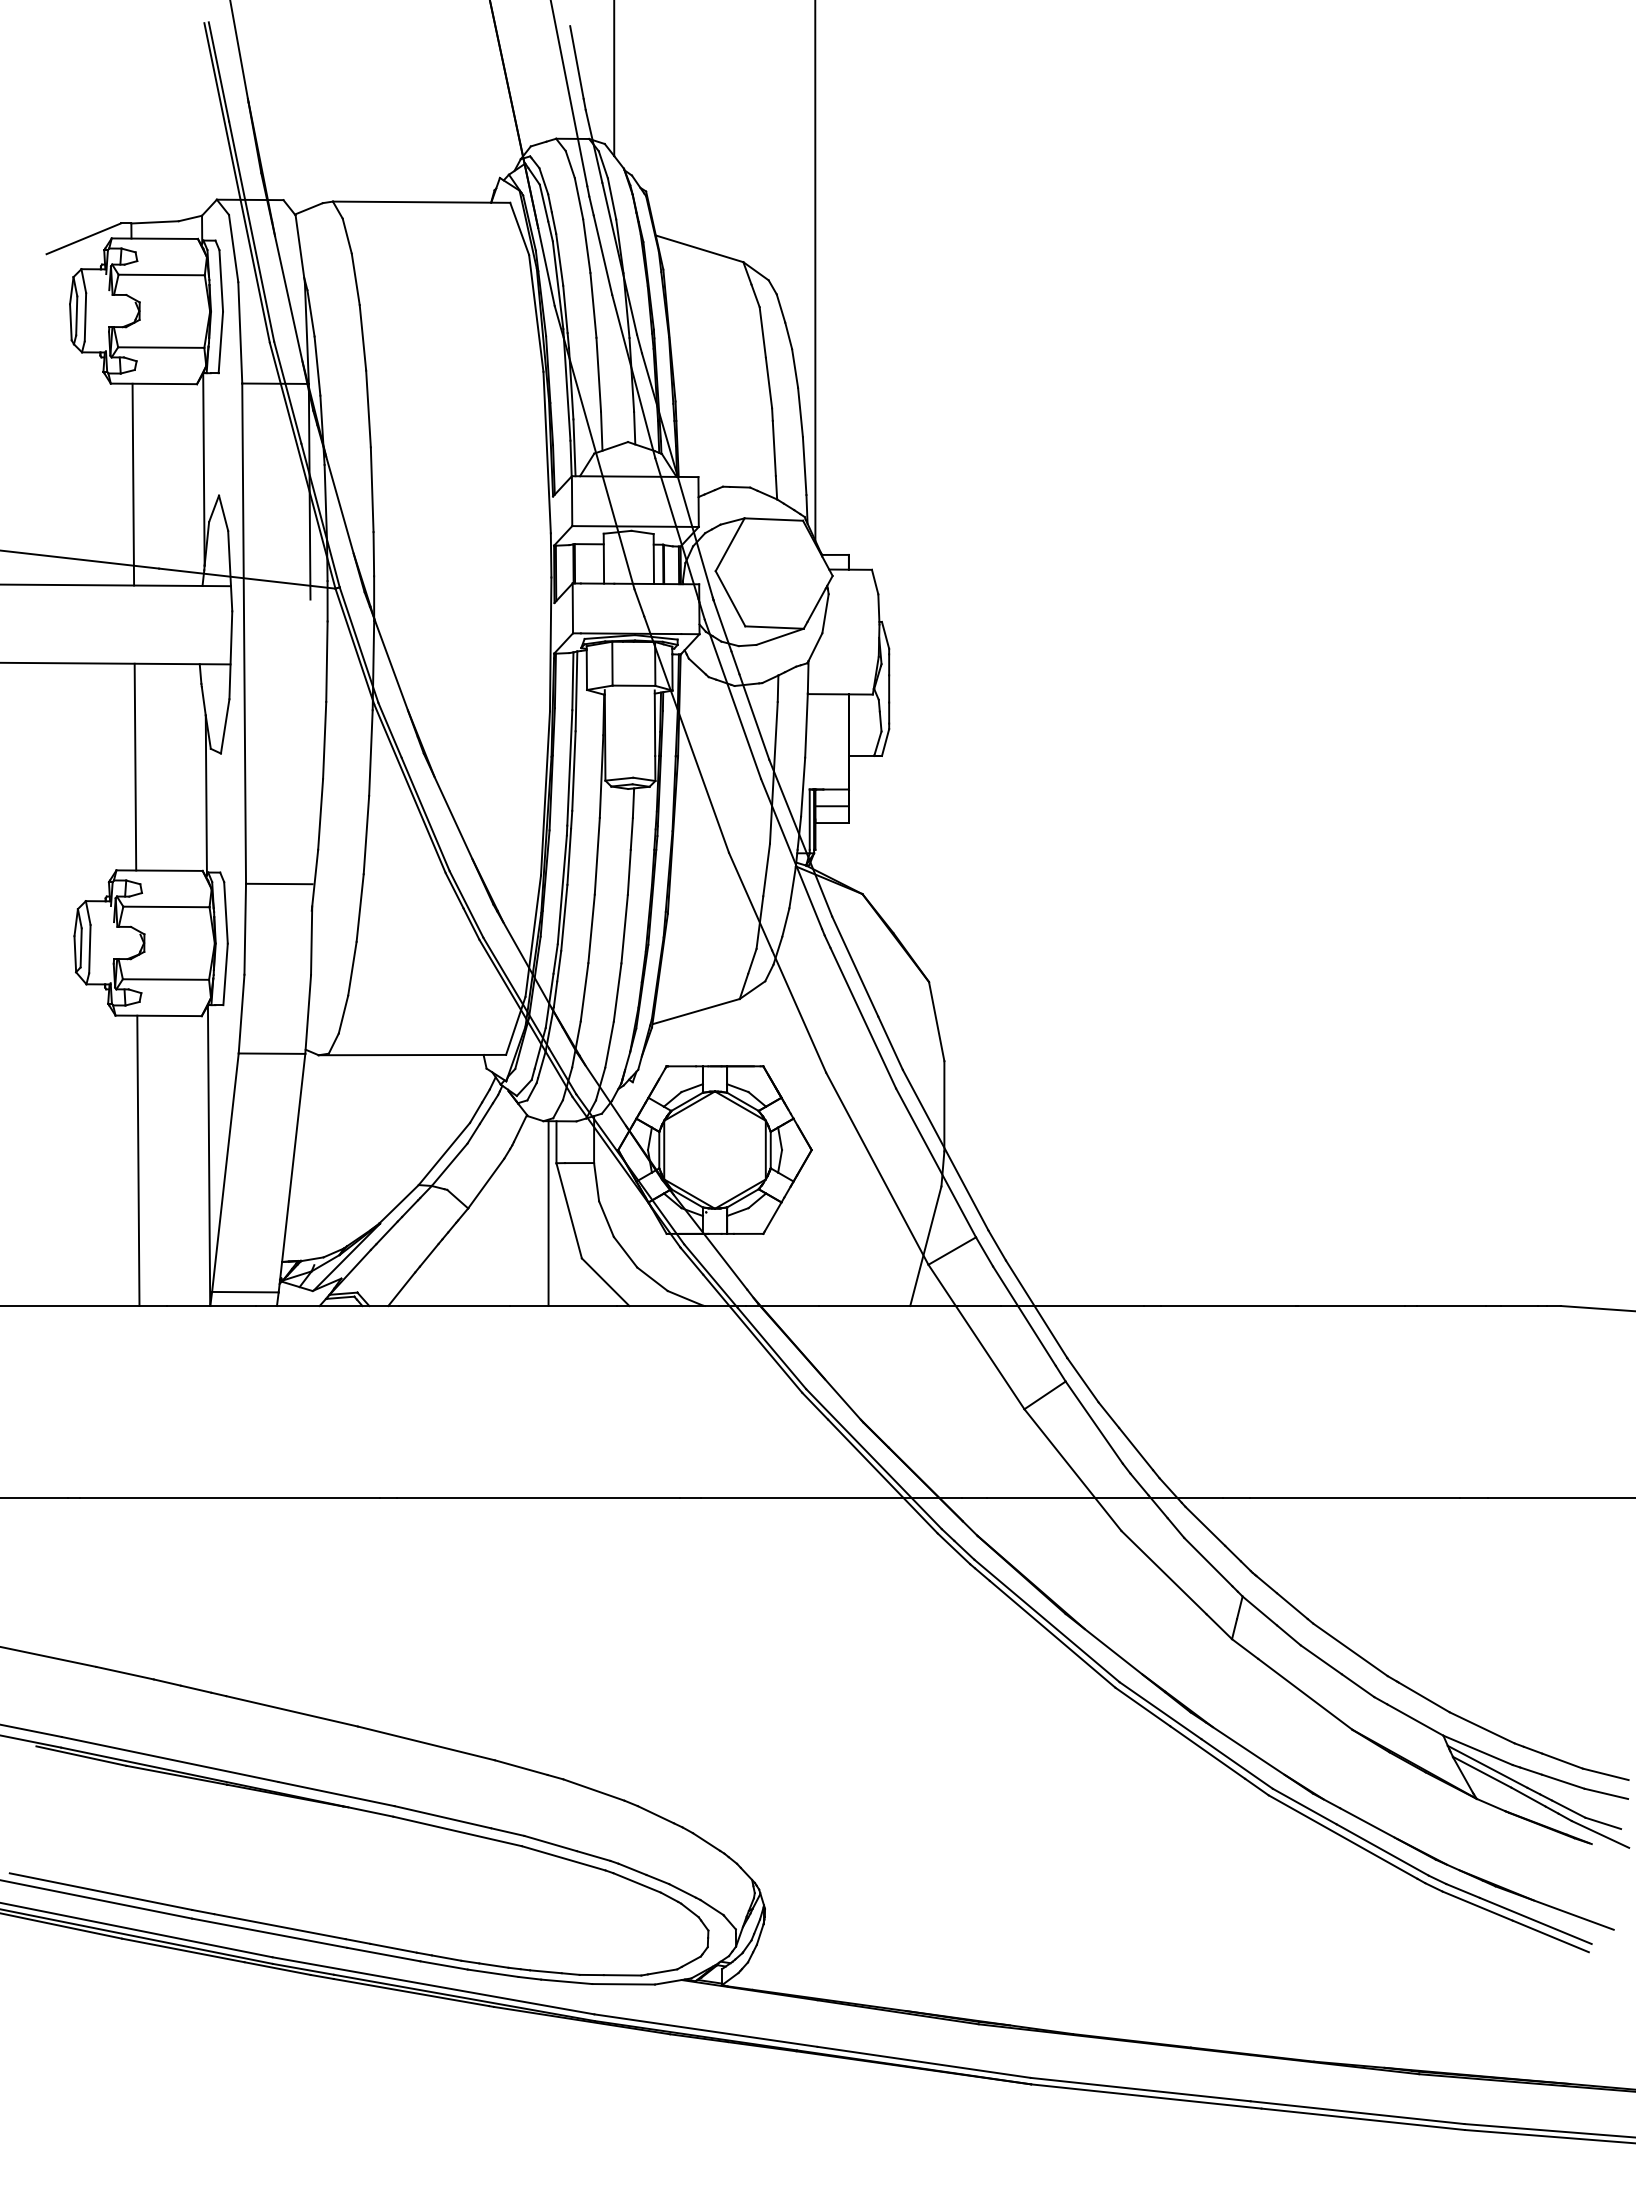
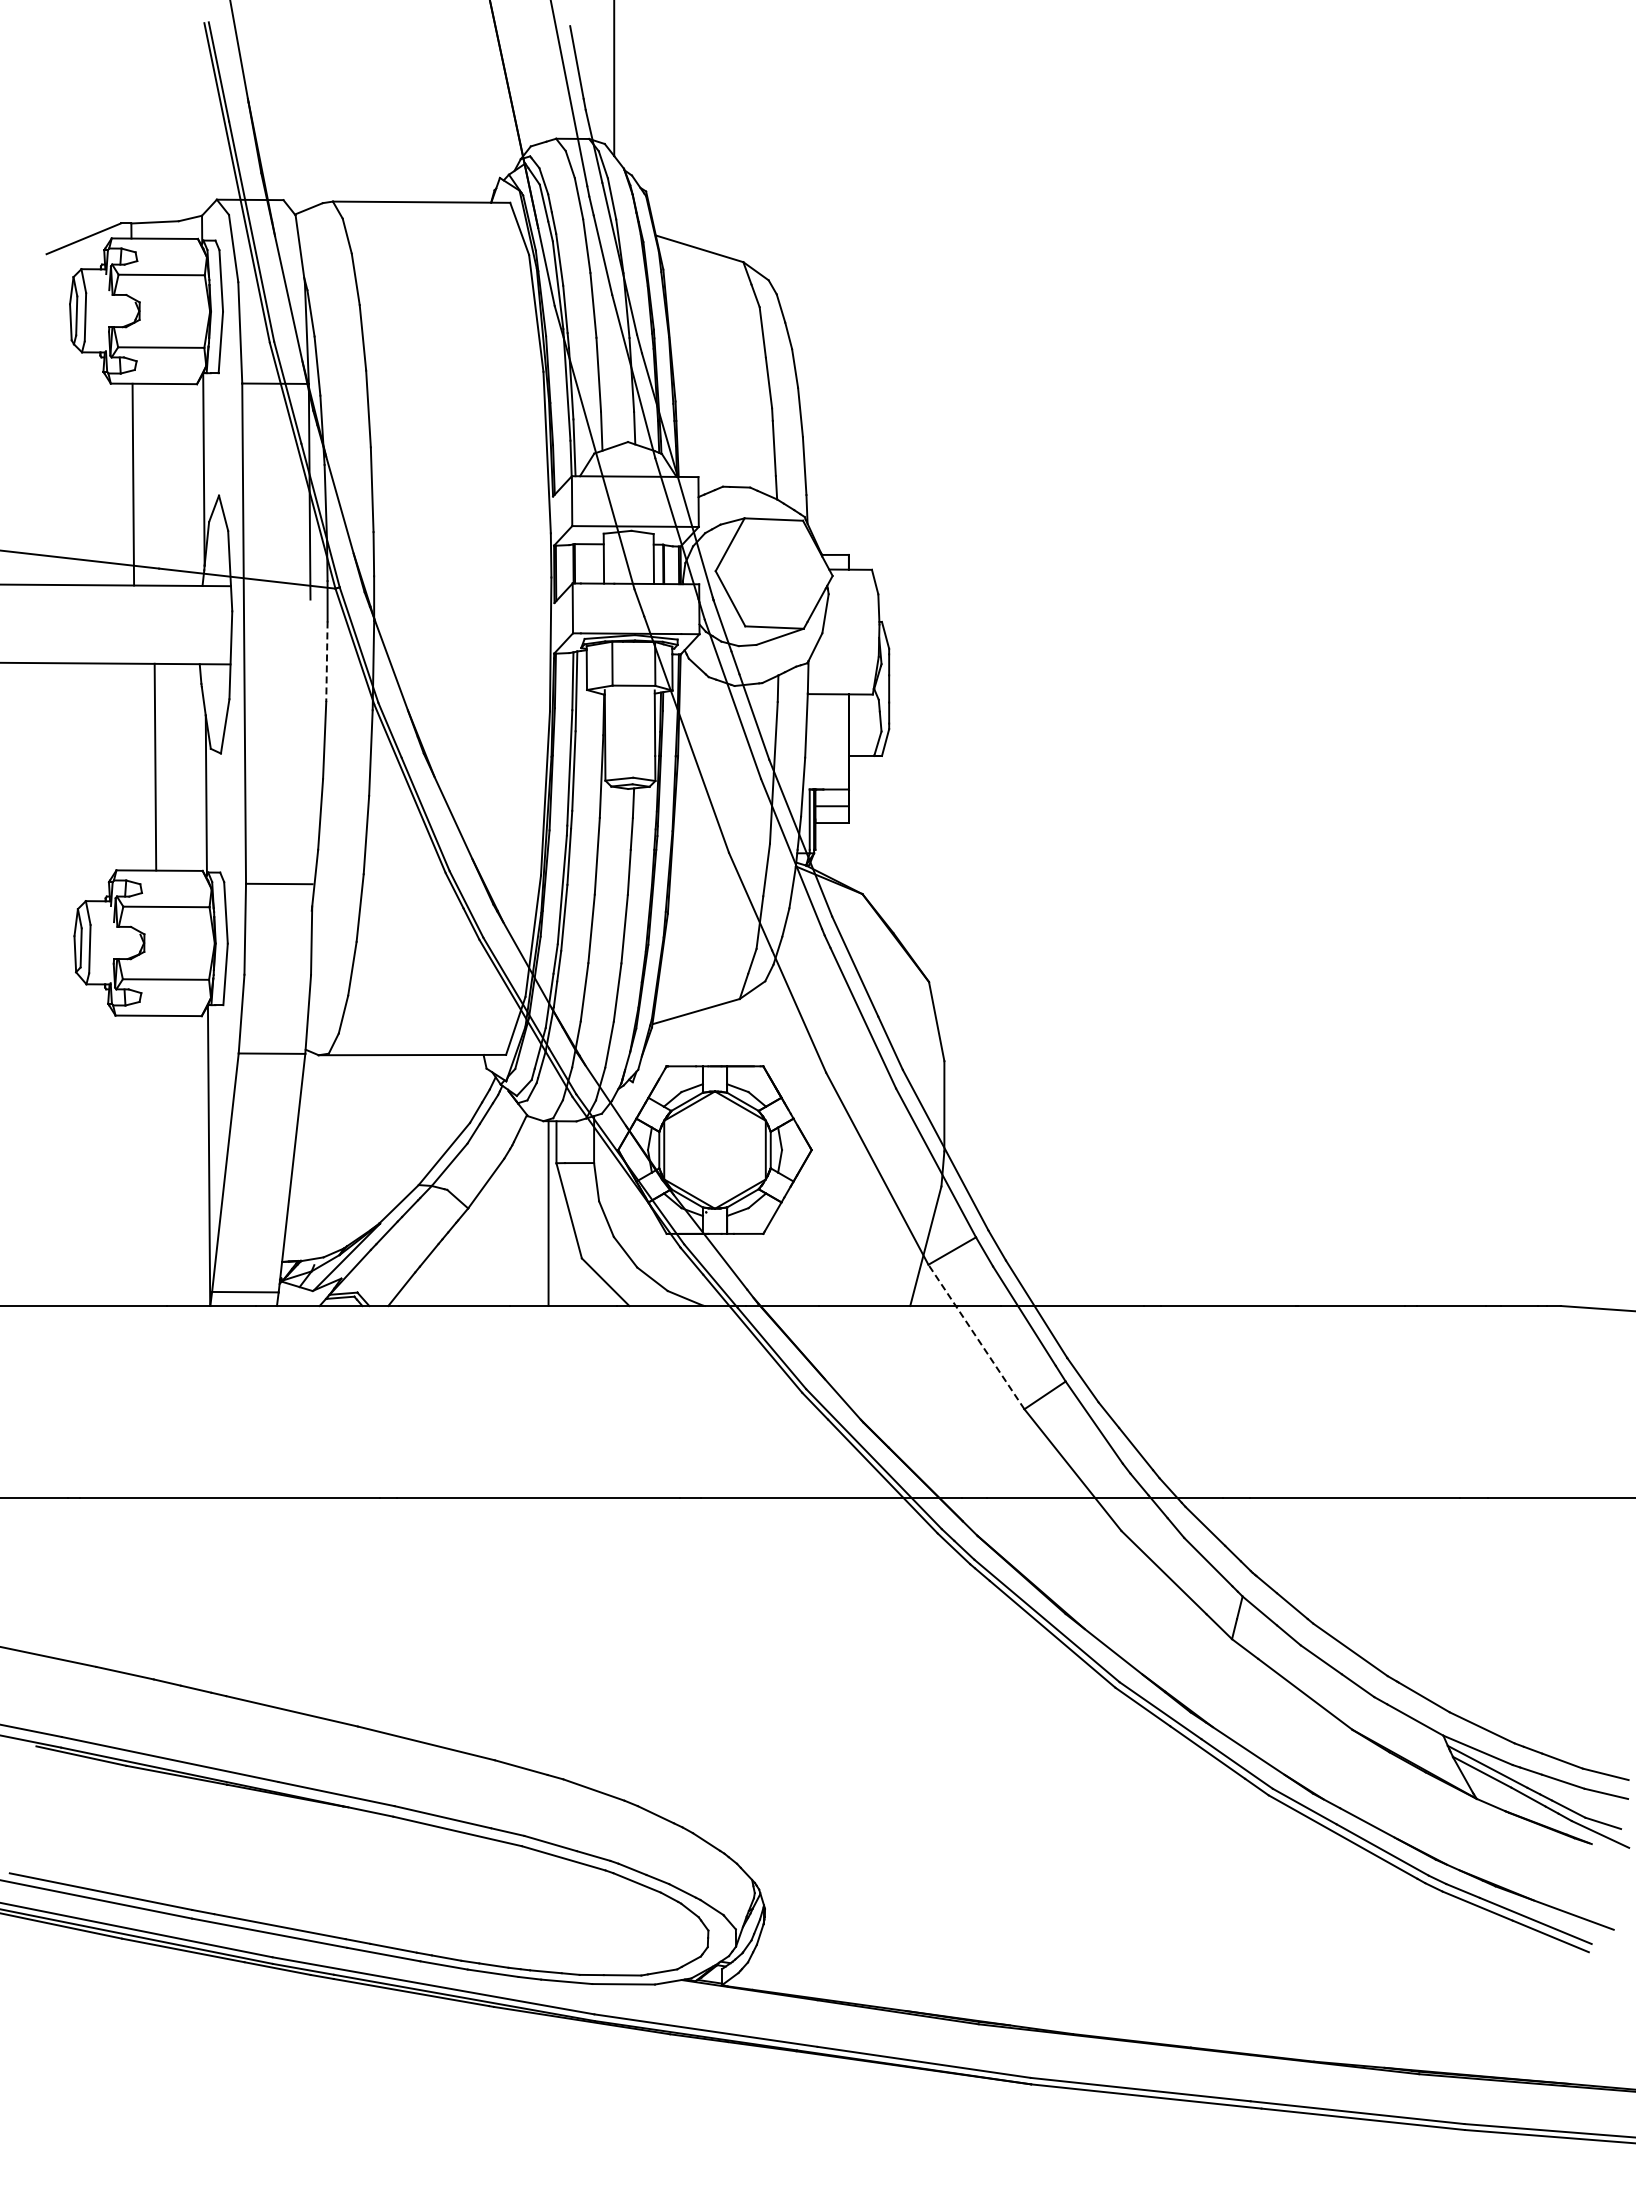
line: present -> none (815, 271)
line: solid -> dashed (326, 662)
line position: (135, 766) -> (155, 766) (155, 766)
line: present -> none (138, 1160)
line: solid -> dashed (976, 1337)
